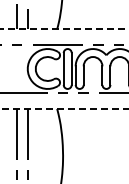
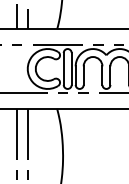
line: dashed -> solid (65, 29)
line: dashed -> solid (64, 108)
